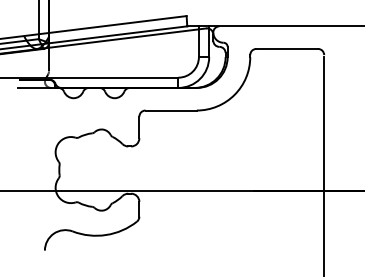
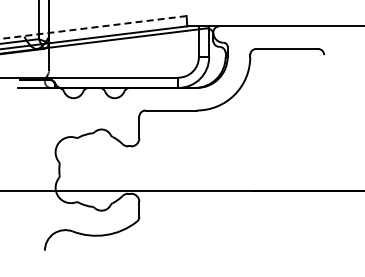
line: solid -> dashed (93, 27)
line: present -> none (324, 165)
